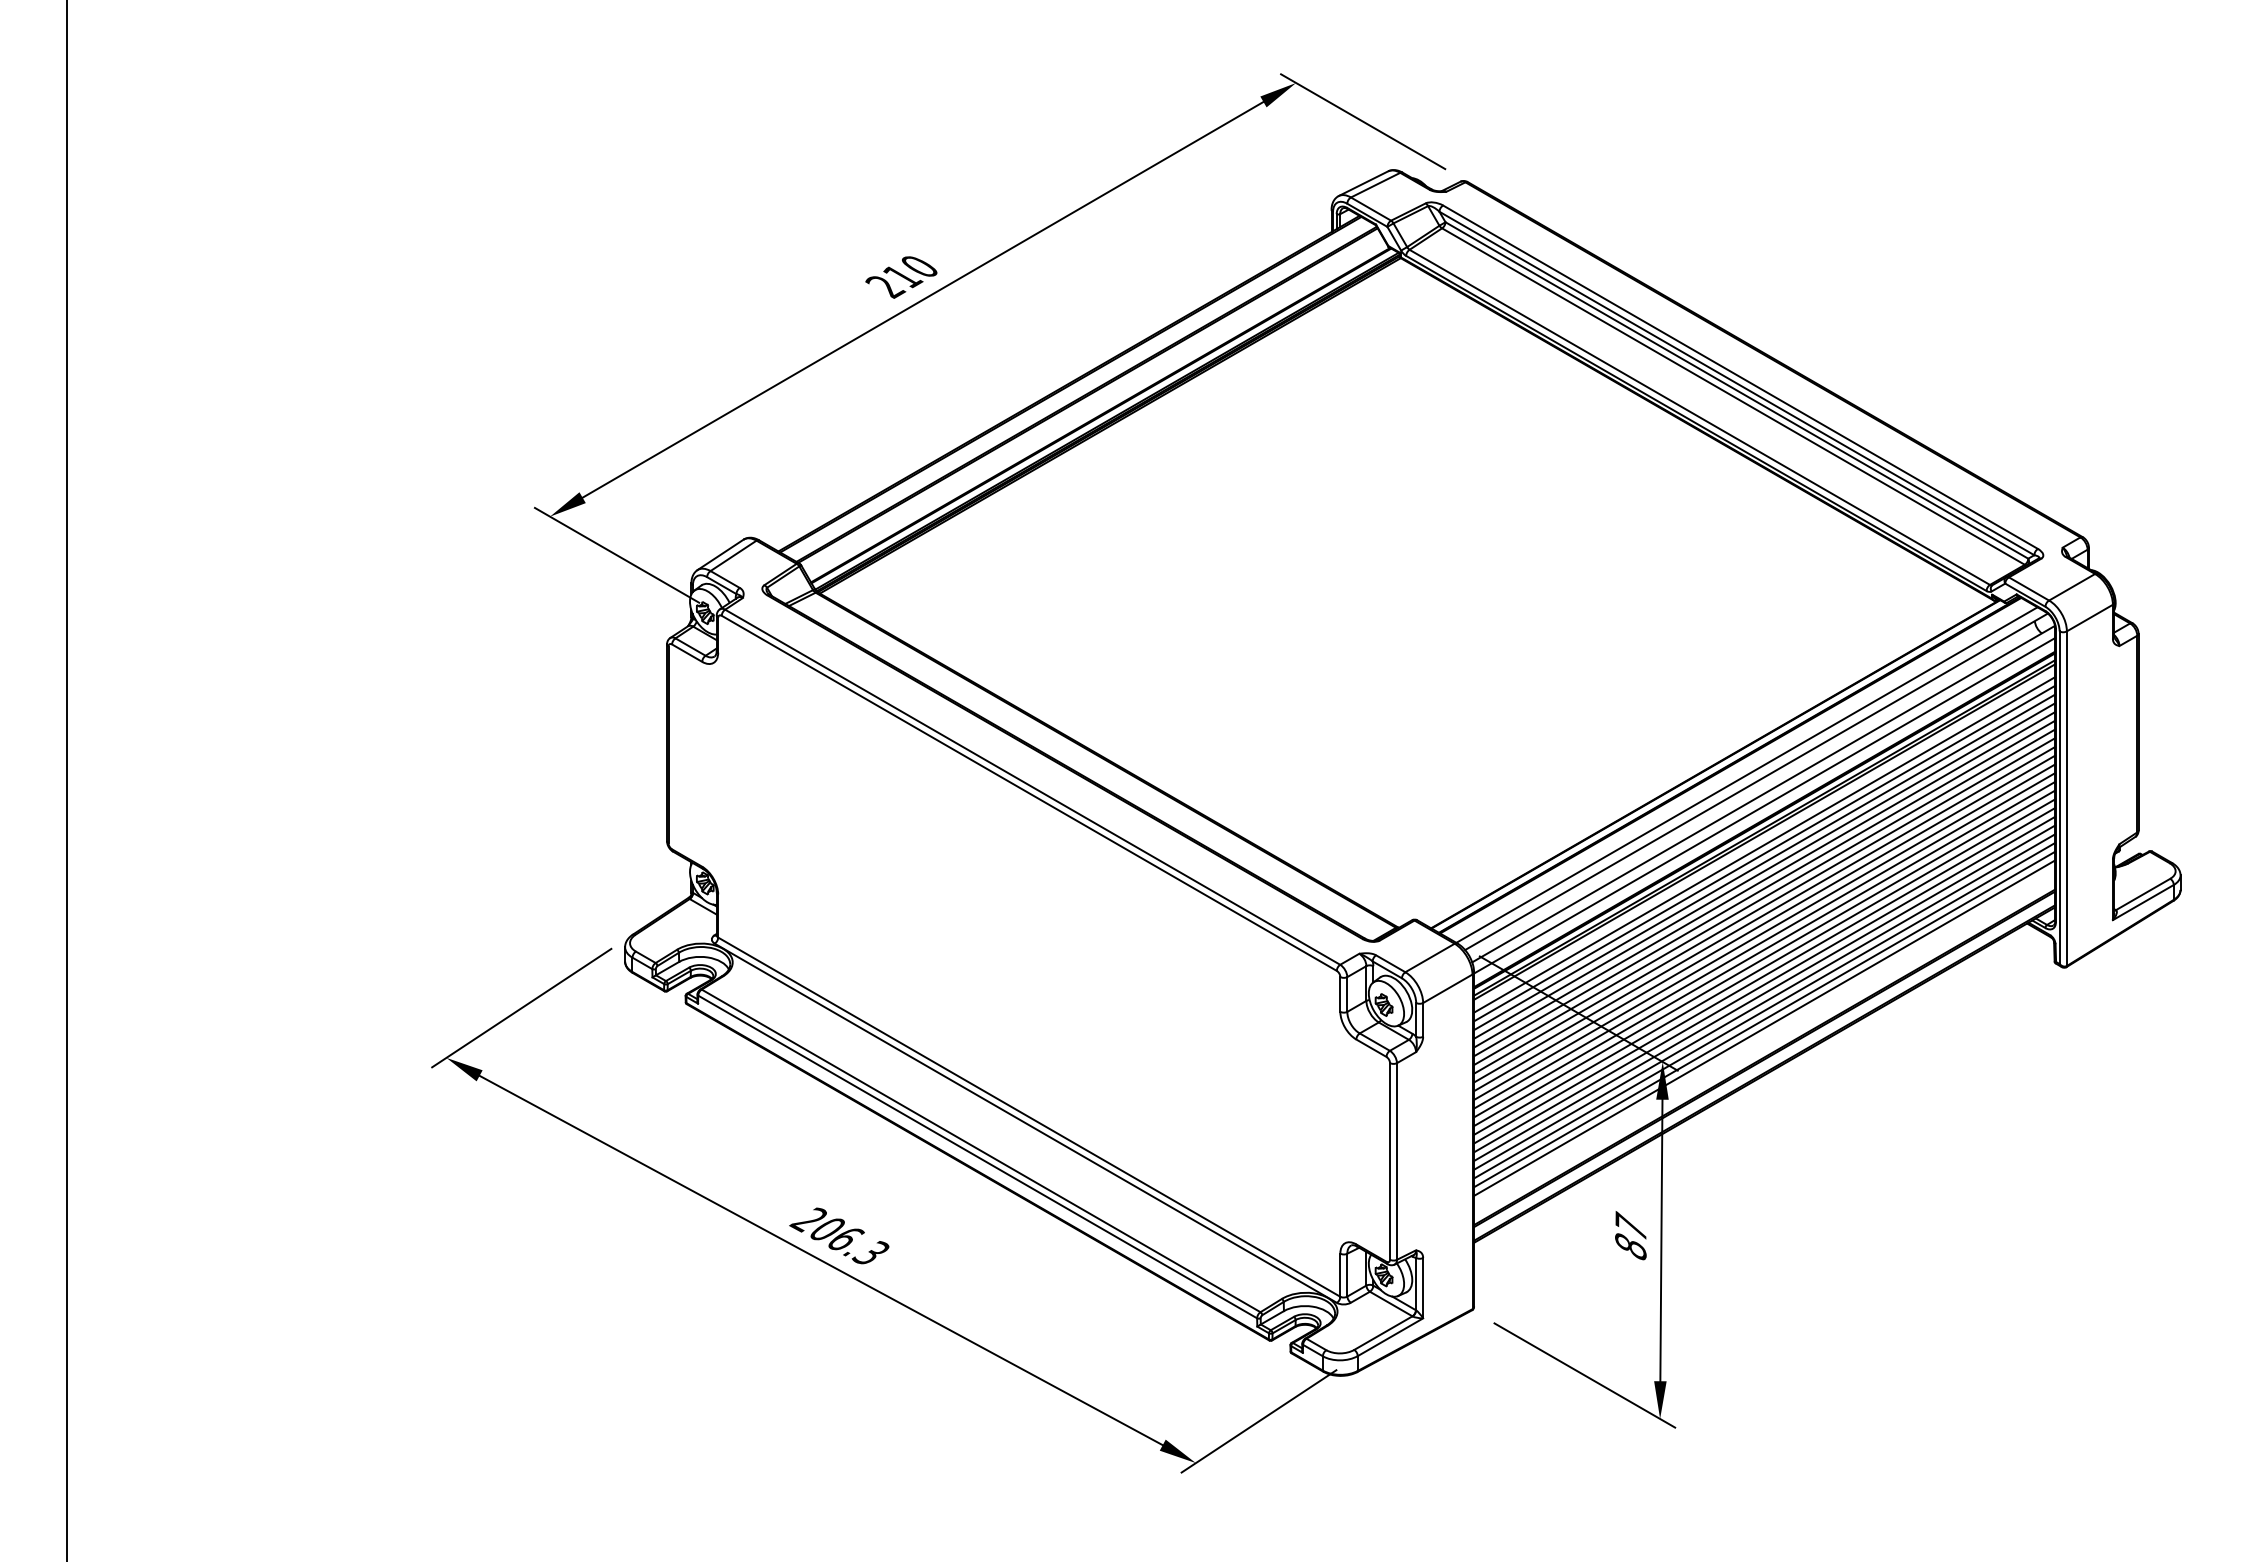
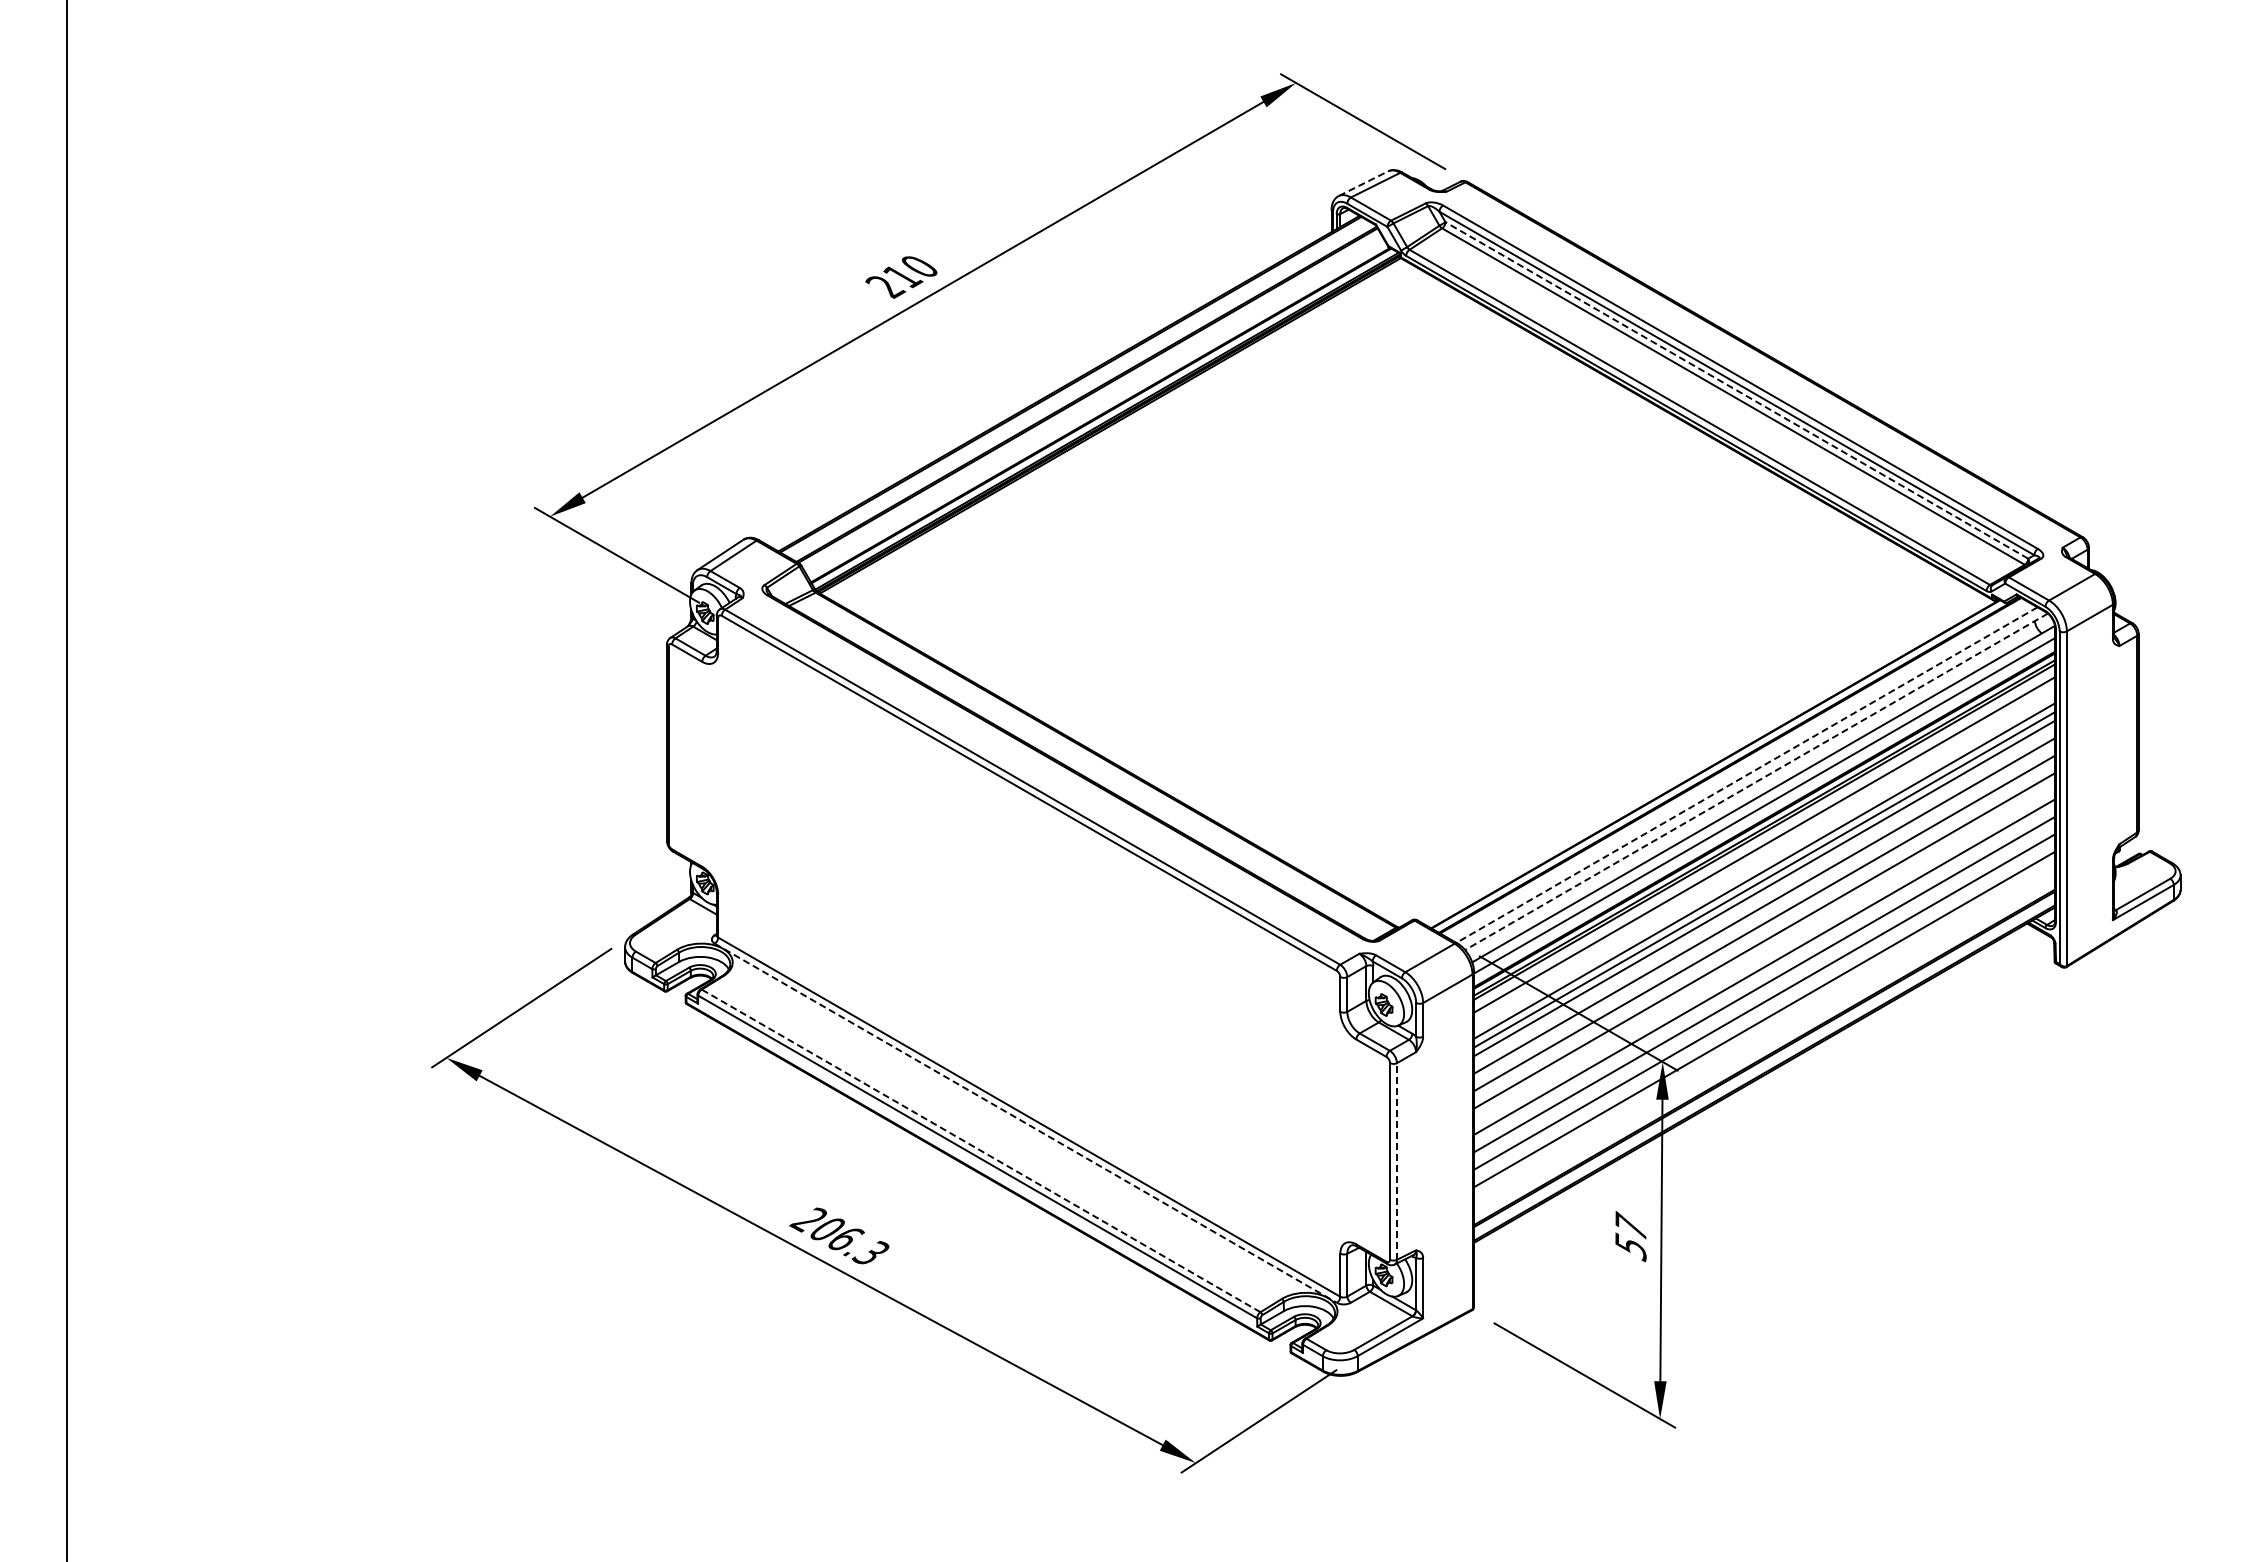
line: solid -> dashed (1363, 183)
line: solid -> dashed (1736, 390)
line: solid -> dashed (1746, 775)
line: solid -> dashed (1756, 782)
line: present -> none (1764, 853)
line: present -> none (1764, 862)
line: present -> none (1764, 897)
line: present -> none (1764, 914)
line: present -> none (1764, 931)
line: present -> none (1764, 949)
line: present -> none (1764, 958)
line: present -> none (1764, 975)
line: present -> none (1764, 993)
line: present -> none (1764, 1010)
line: present -> none (1764, 1027)
line: solid -> dashed (1026, 1123)
line: solid -> dashed (981, 1150)
line: solid -> dashed (1397, 1160)
text: 87 -> 57 (1630, 1247)
